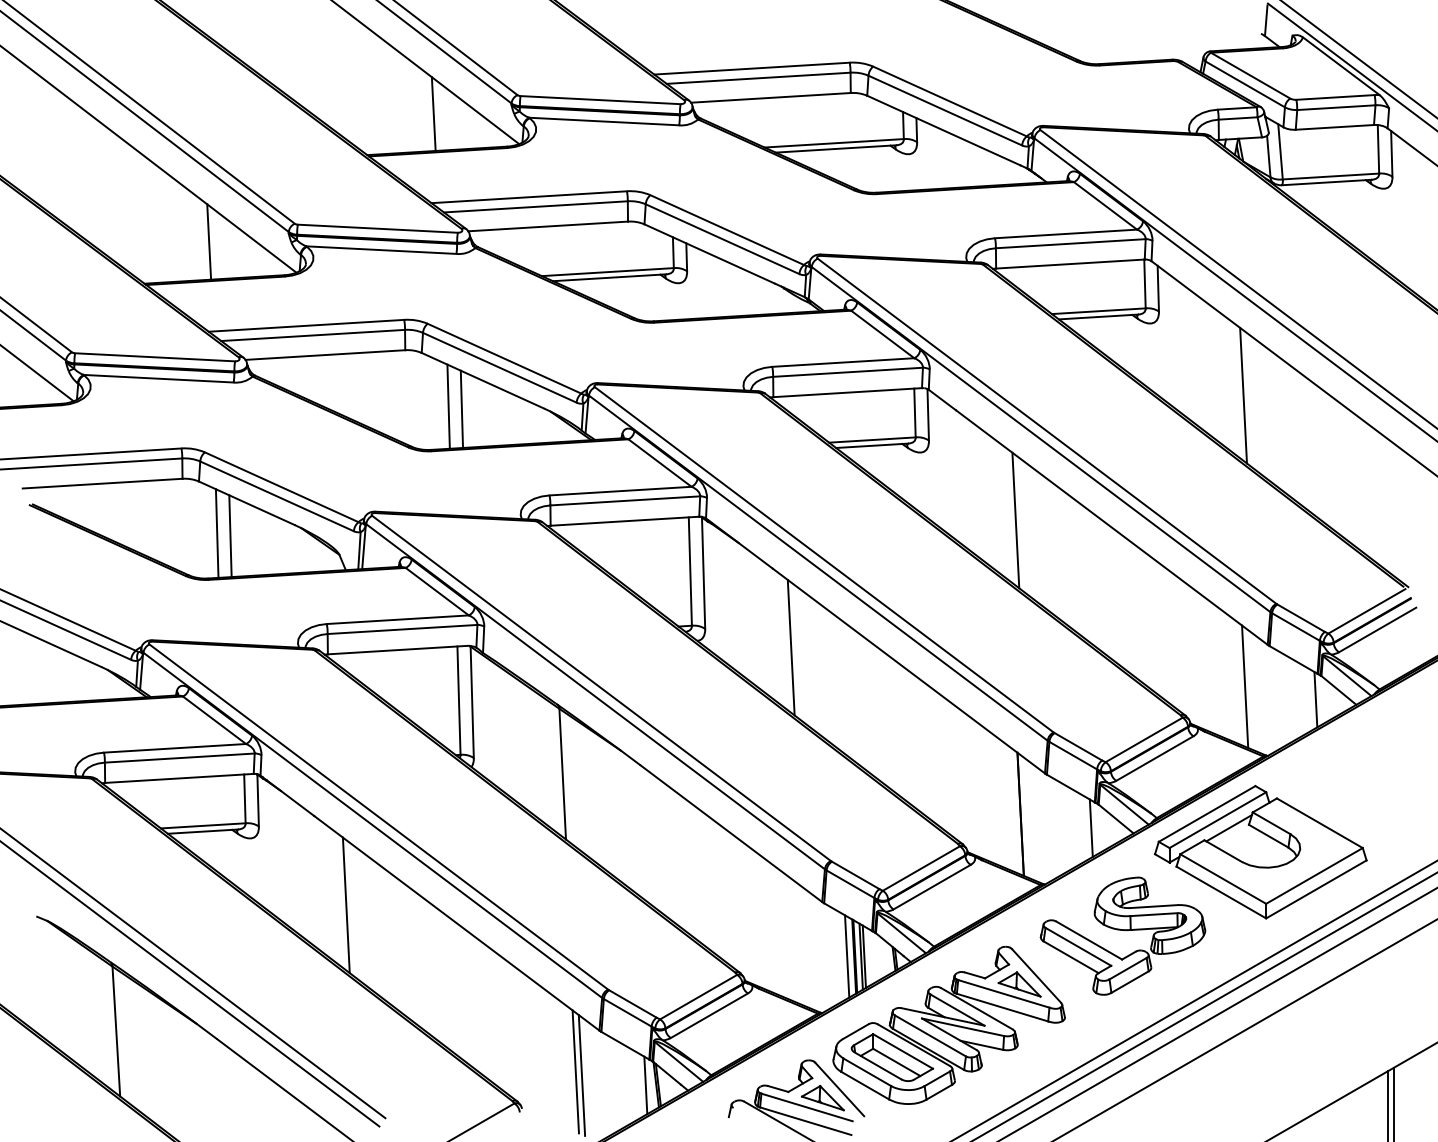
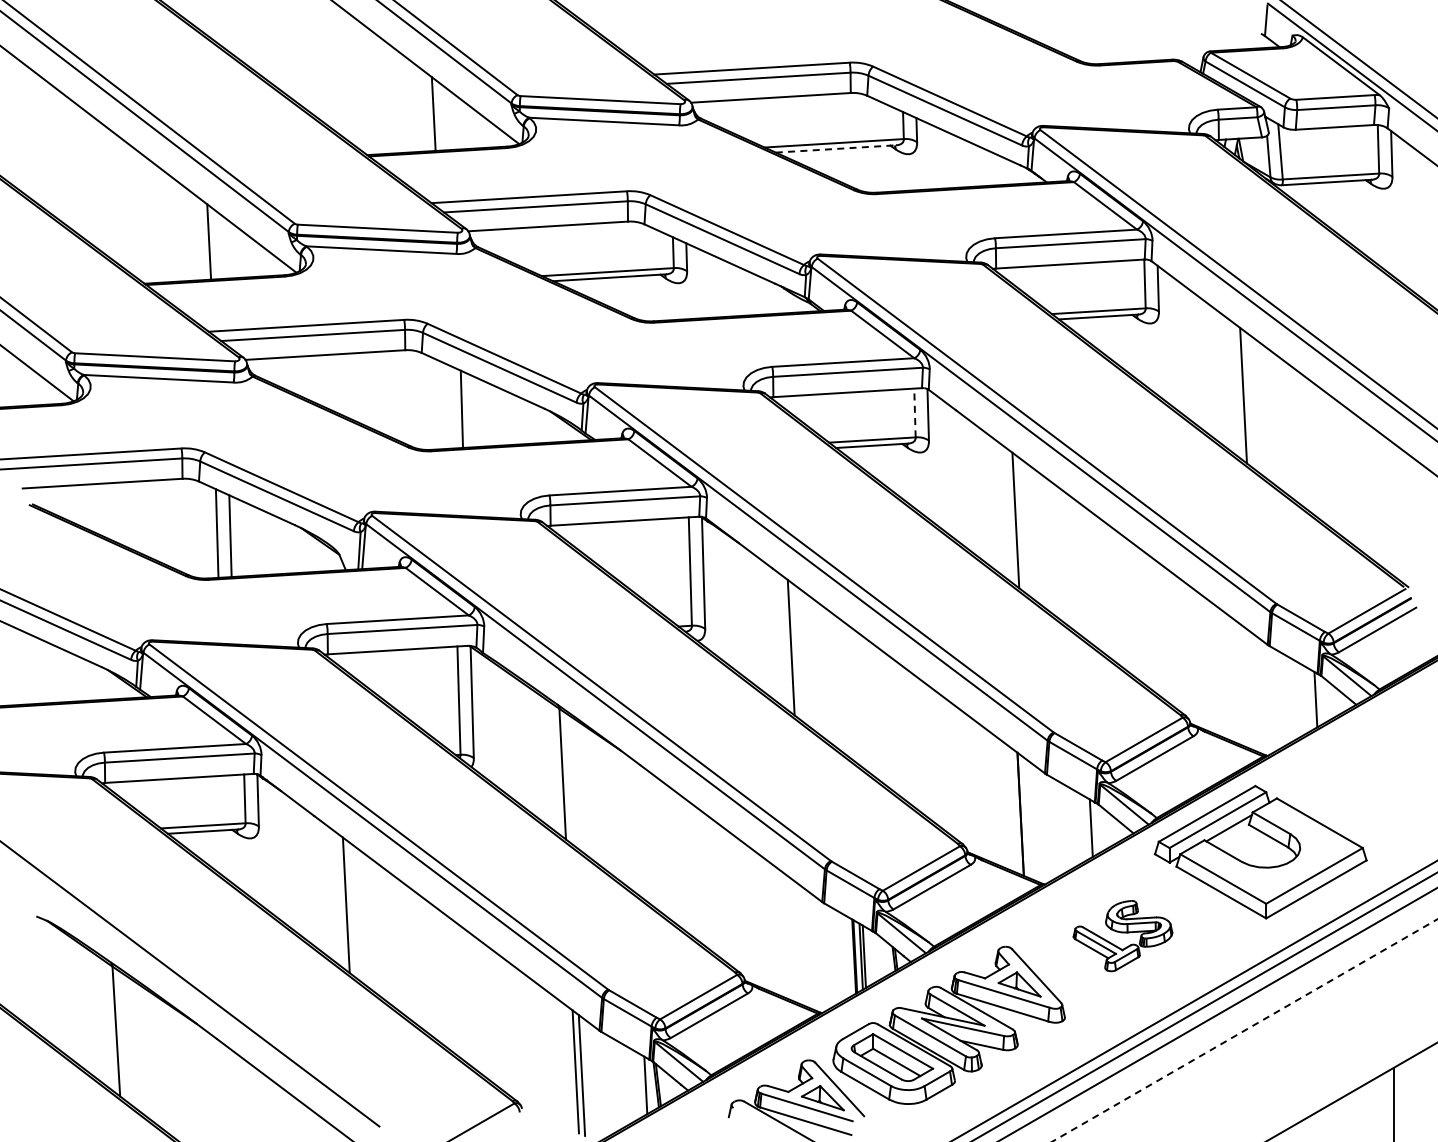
line: solid -> dashed (836, 148)
line: present -> none (448, 406)
line: solid -> dashed (914, 412)
line: present -> none (1245, 686)
part size: 168x120 px -> 102x73 px (1122, 936)
line: present -> none (847, 956)
line: present -> none (193, 974)
line: solid -> dashed (1245, 1030)
line: present -> none (1388, 1104)
